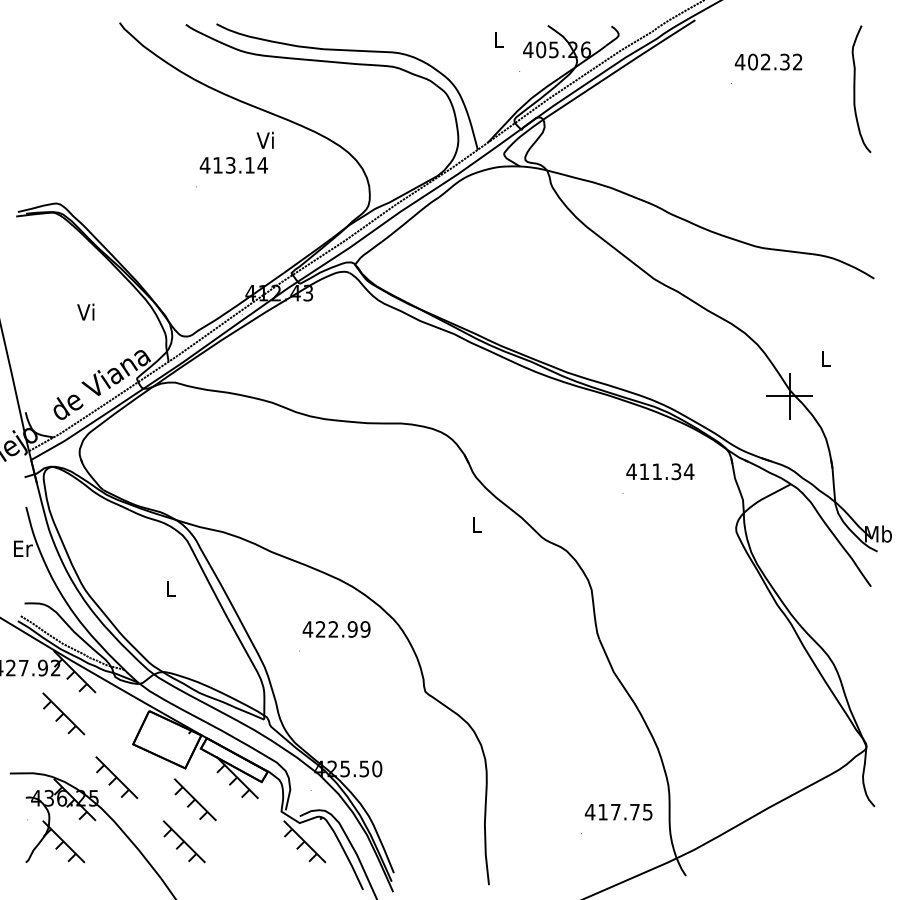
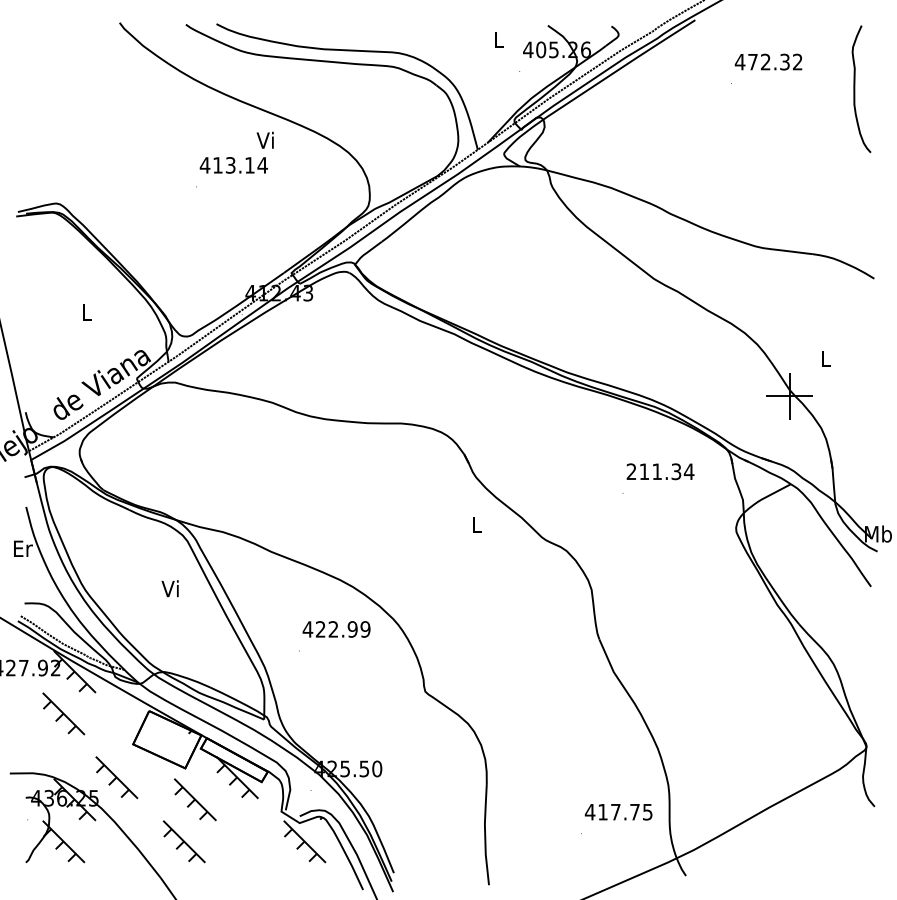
text: 402.32 -> 472.32 (753, 61)
text: Vi -> L (85, 311)
text: 411.34 -> 211.34 (631, 471)
text: L -> Vi (169, 588)
